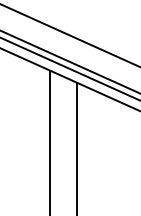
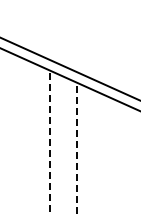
line: present -> none (69, 35)
line: present -> none (69, 61)
line: solid -> dashed (49, 142)
line: solid -> dashed (77, 148)
